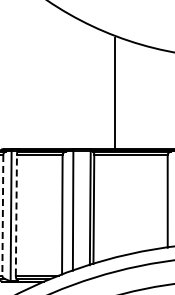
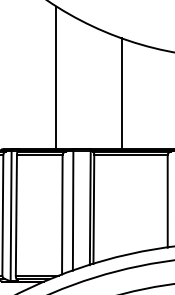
line: none -> present (56, 77)
line position: (114, 94) -> (121, 94) (121, 94)
line: dashed -> solid (16, 214)
line: dashed -> solid (2, 215)
